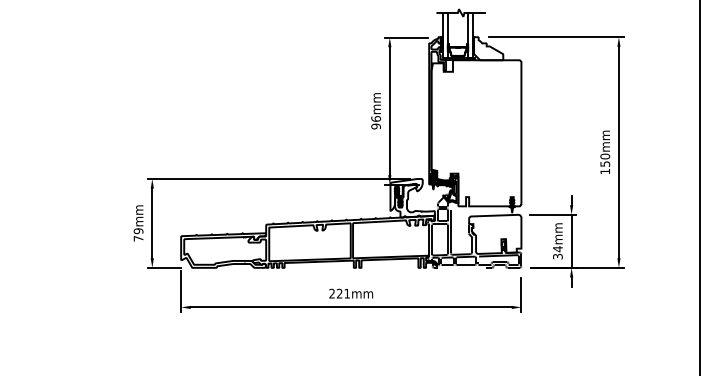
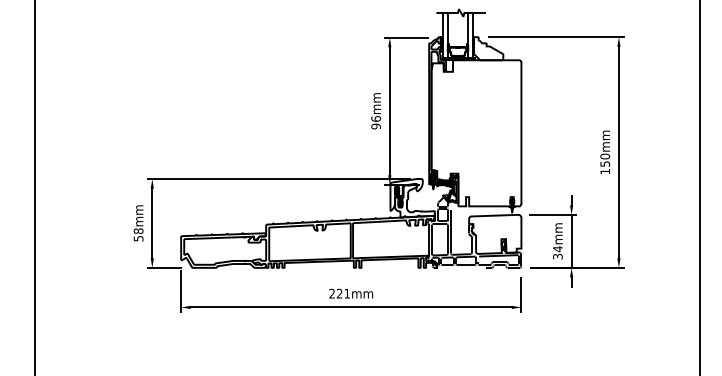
line: none -> present (34, 187)
text: 79mm -> 58mm (138, 234)
